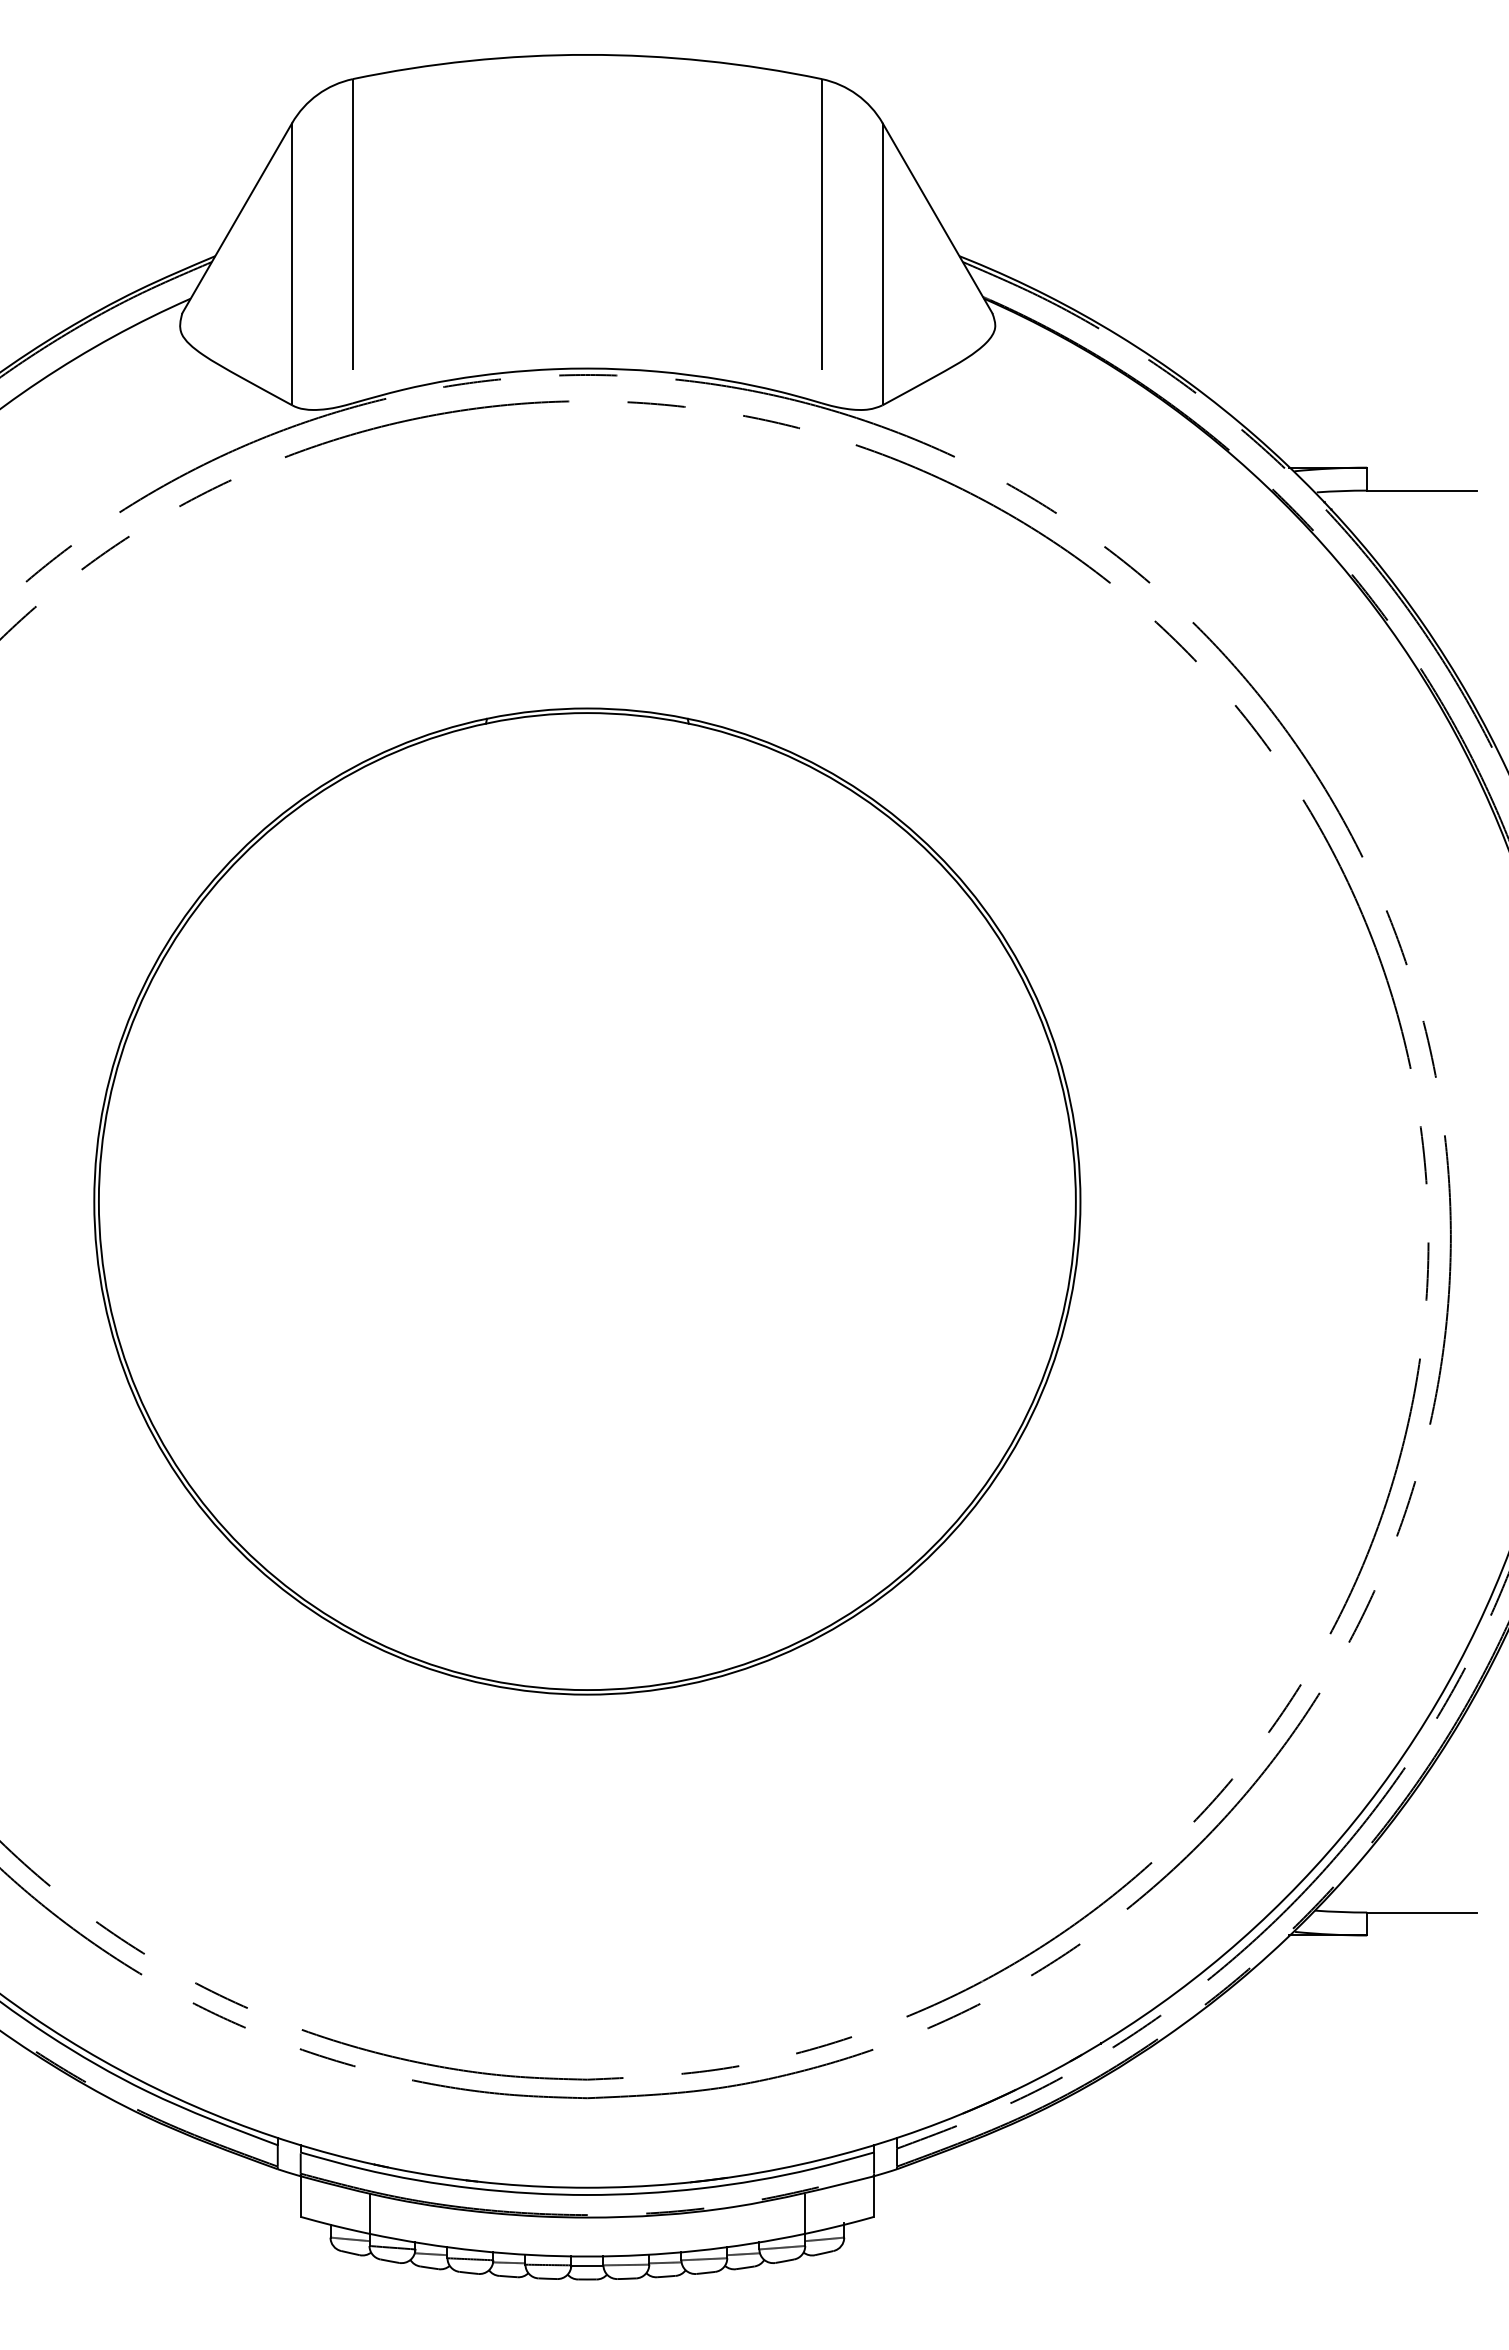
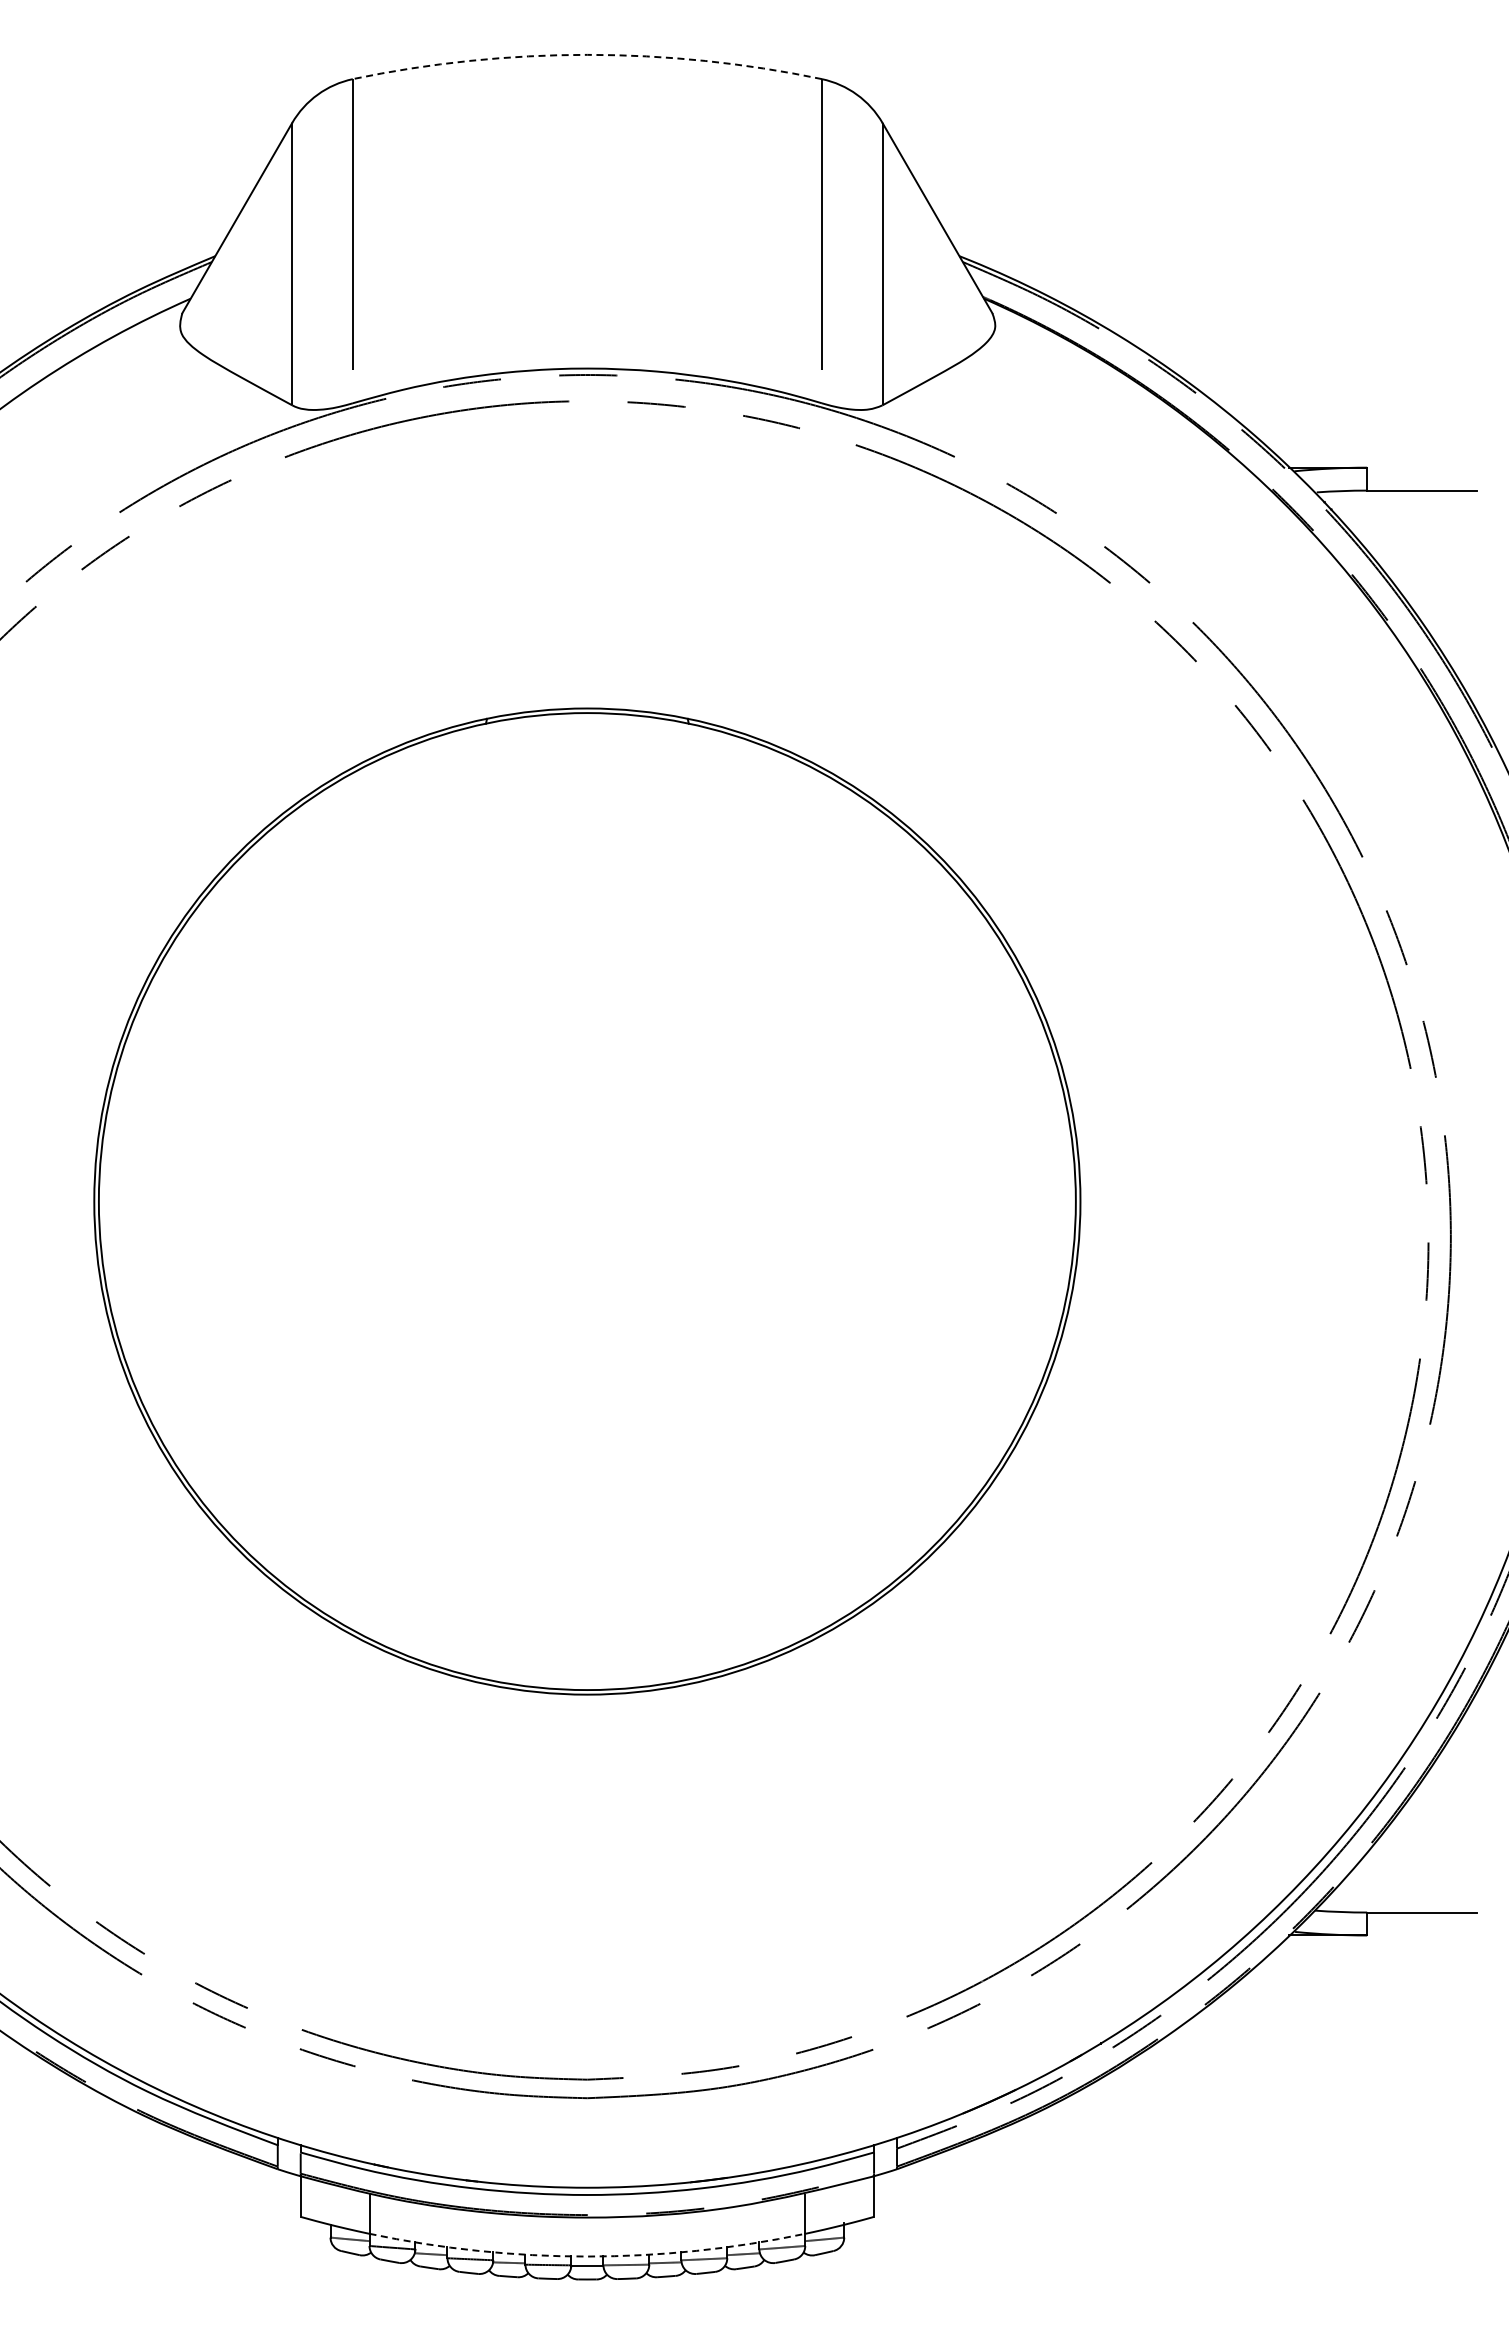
arc: solid -> dashed (587, 54)
arc: solid -> dashed (587, 2256)
